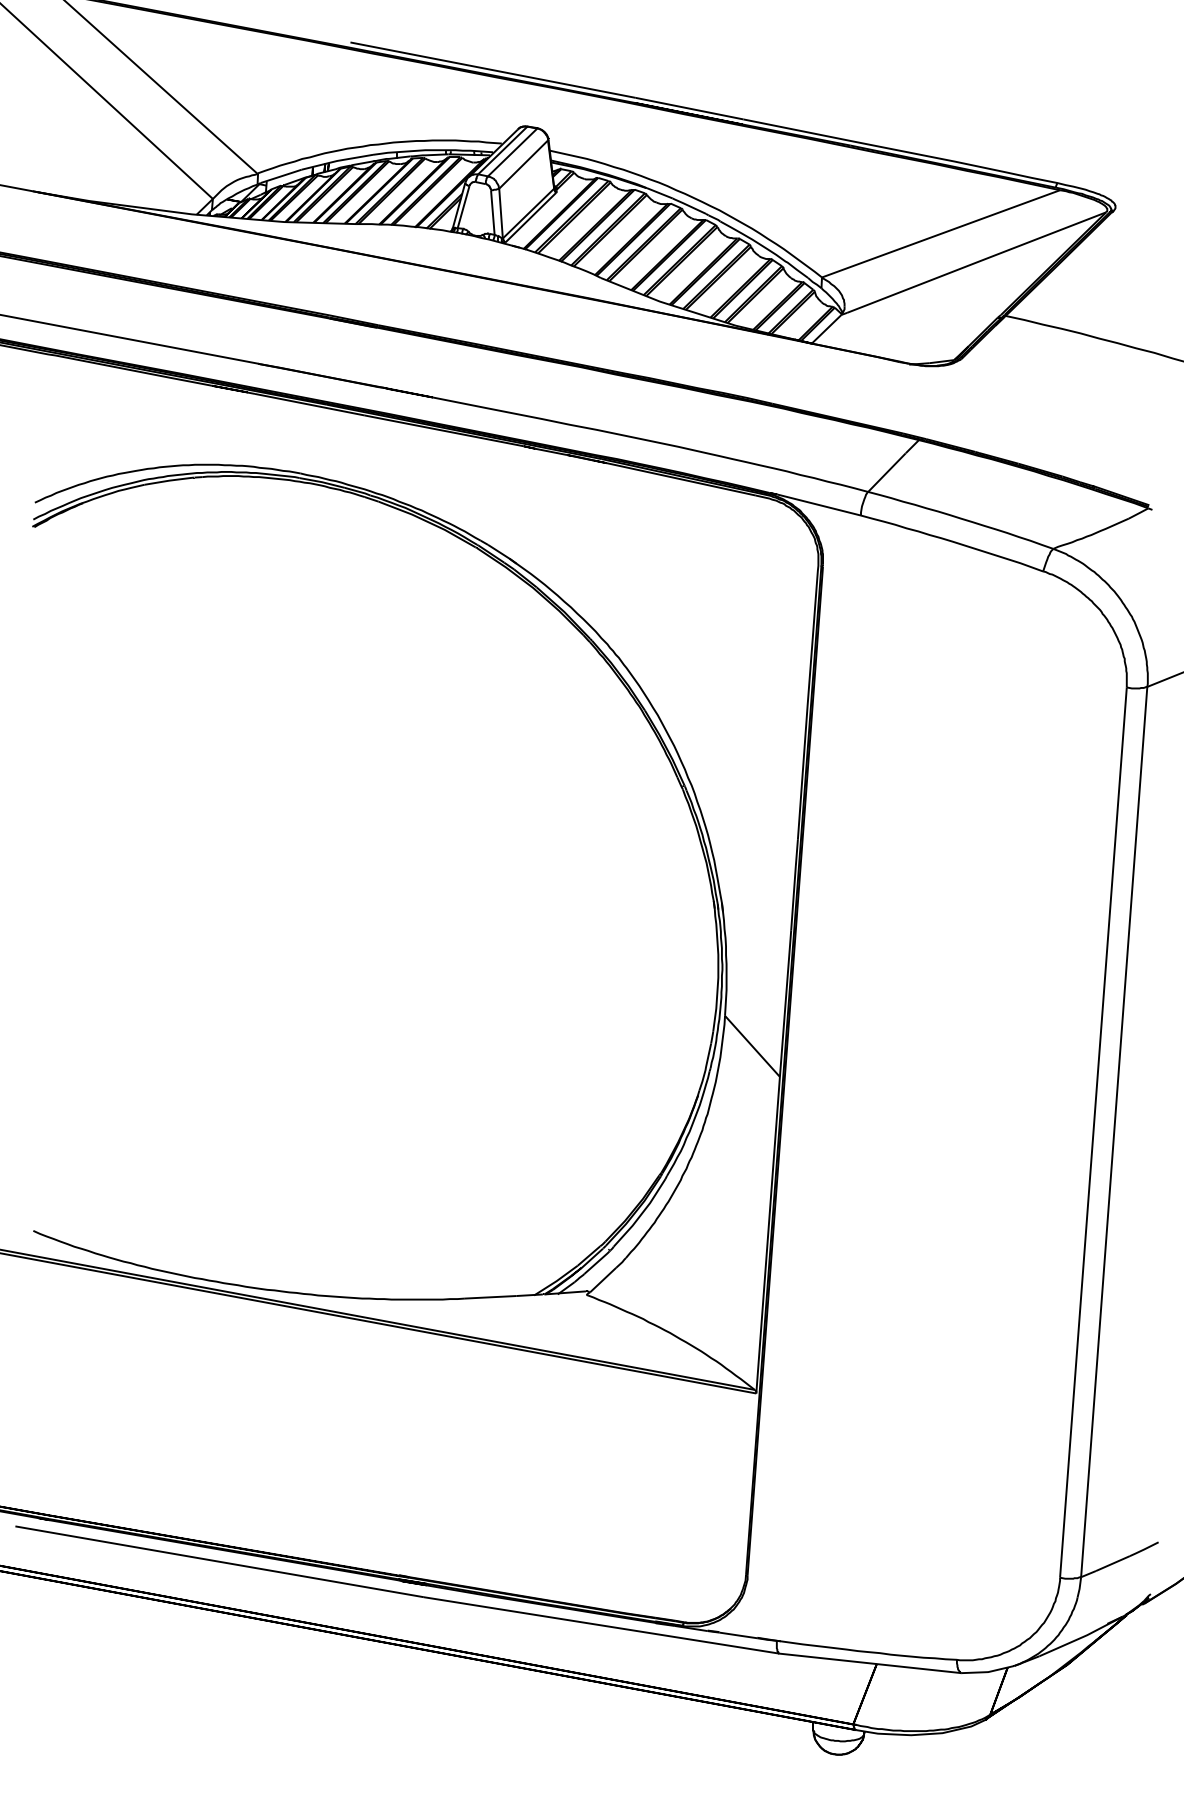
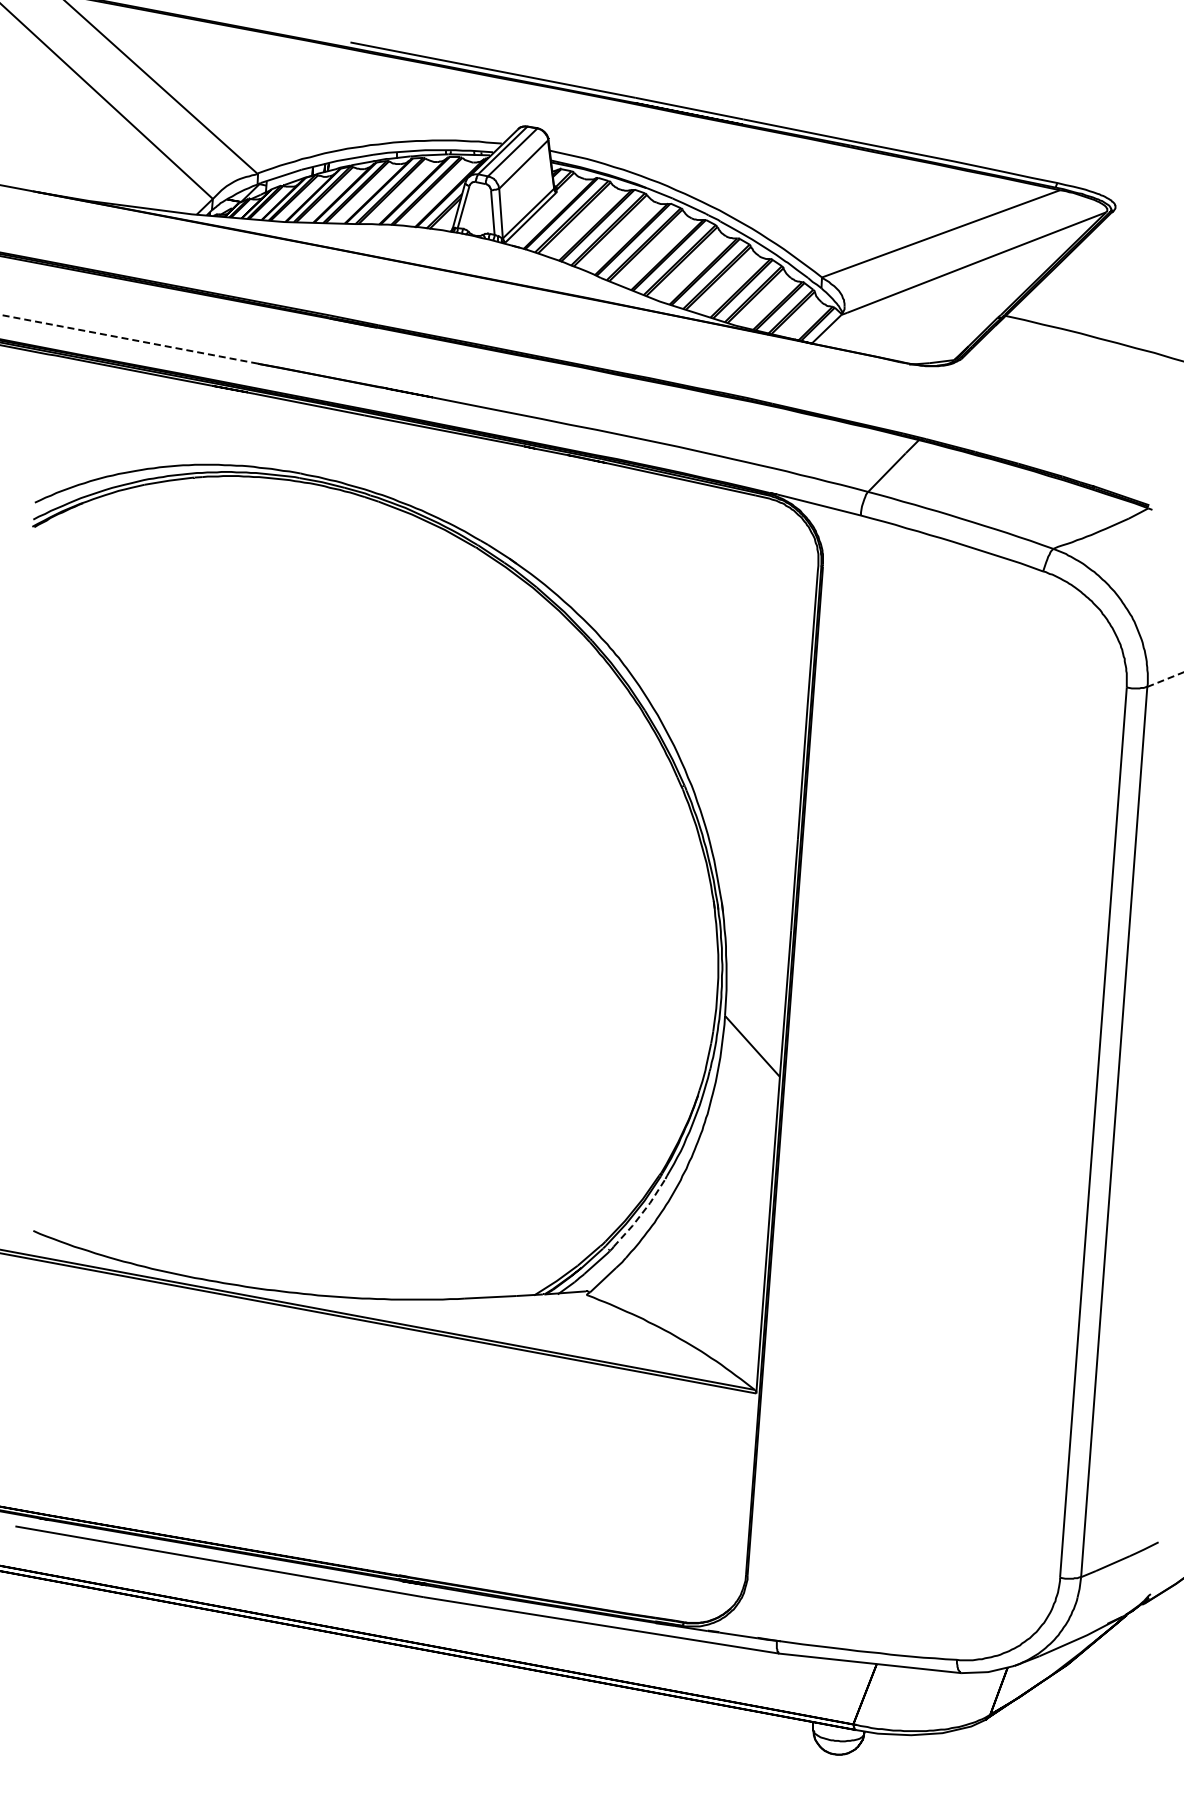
line: solid -> dashed (129, 339)
line: solid -> dashed (1165, 679)
line: solid -> dashed (641, 1214)
